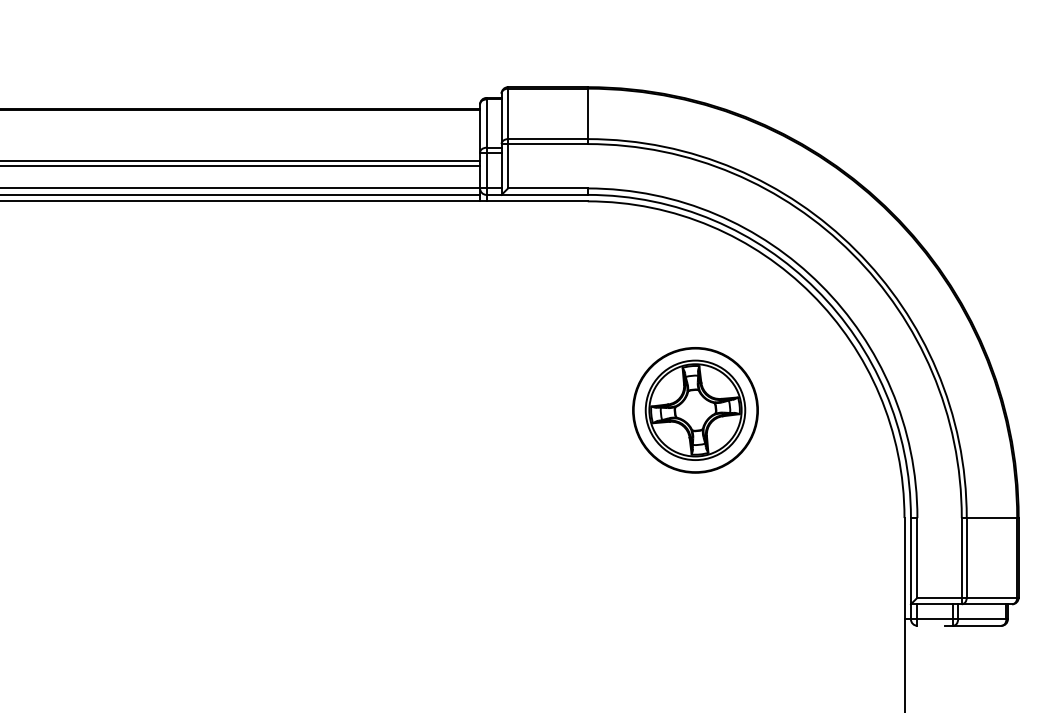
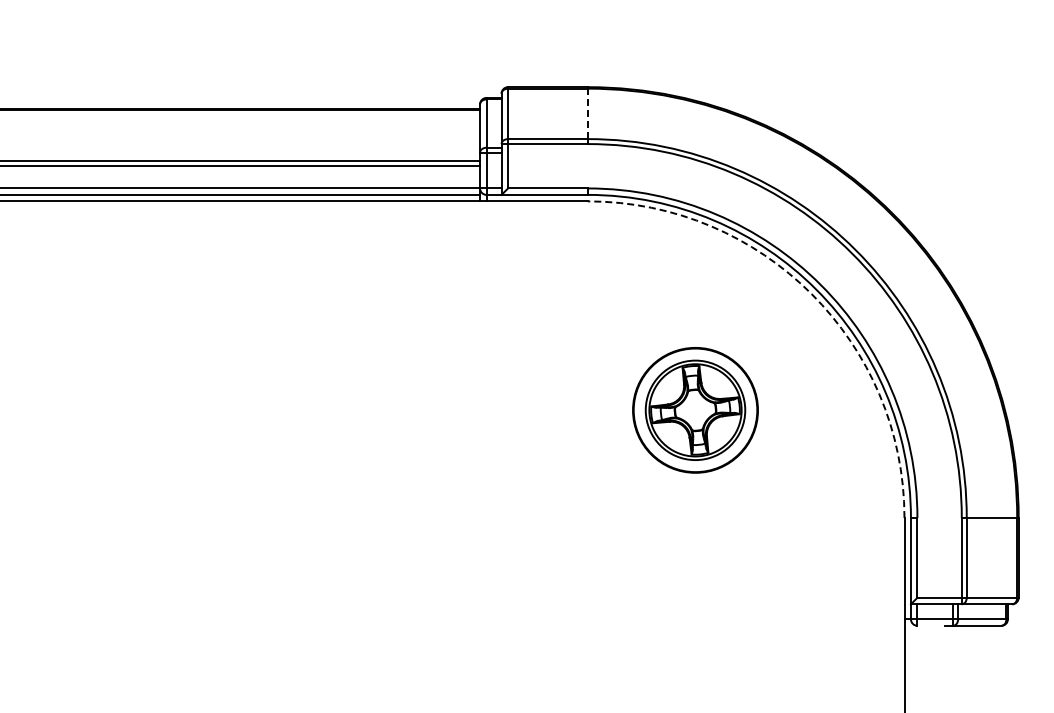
line: solid -> dashed (587, 113)
arc: solid -> dashed (811, 294)
